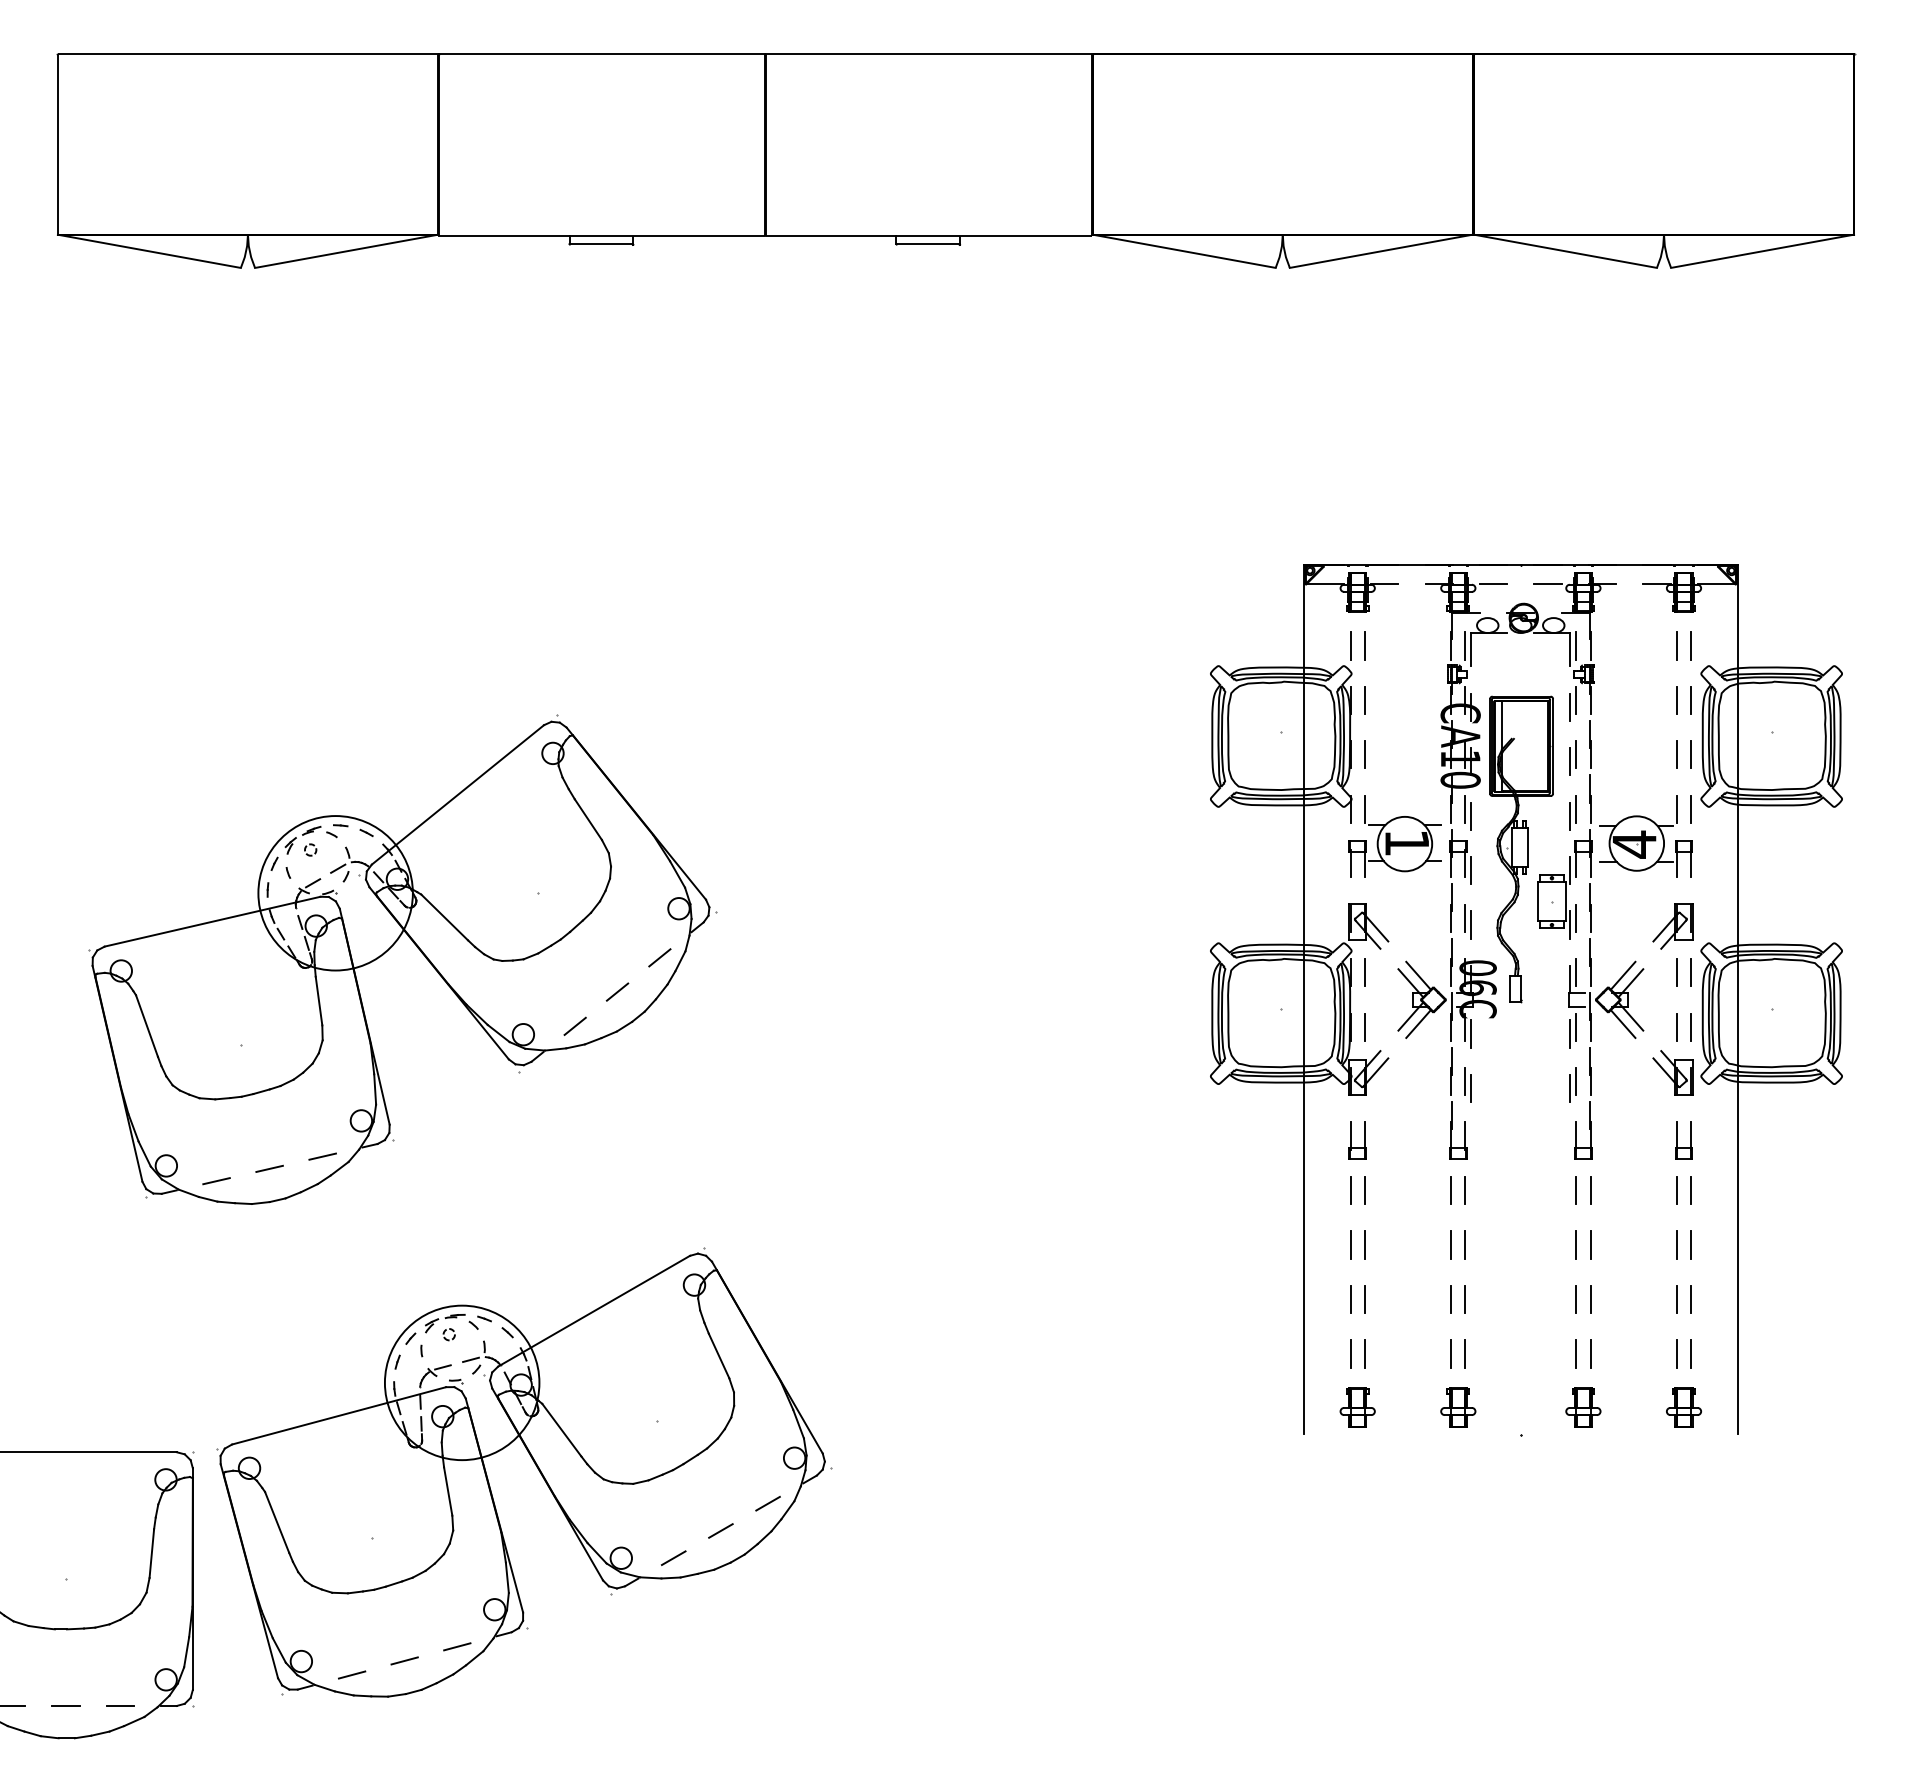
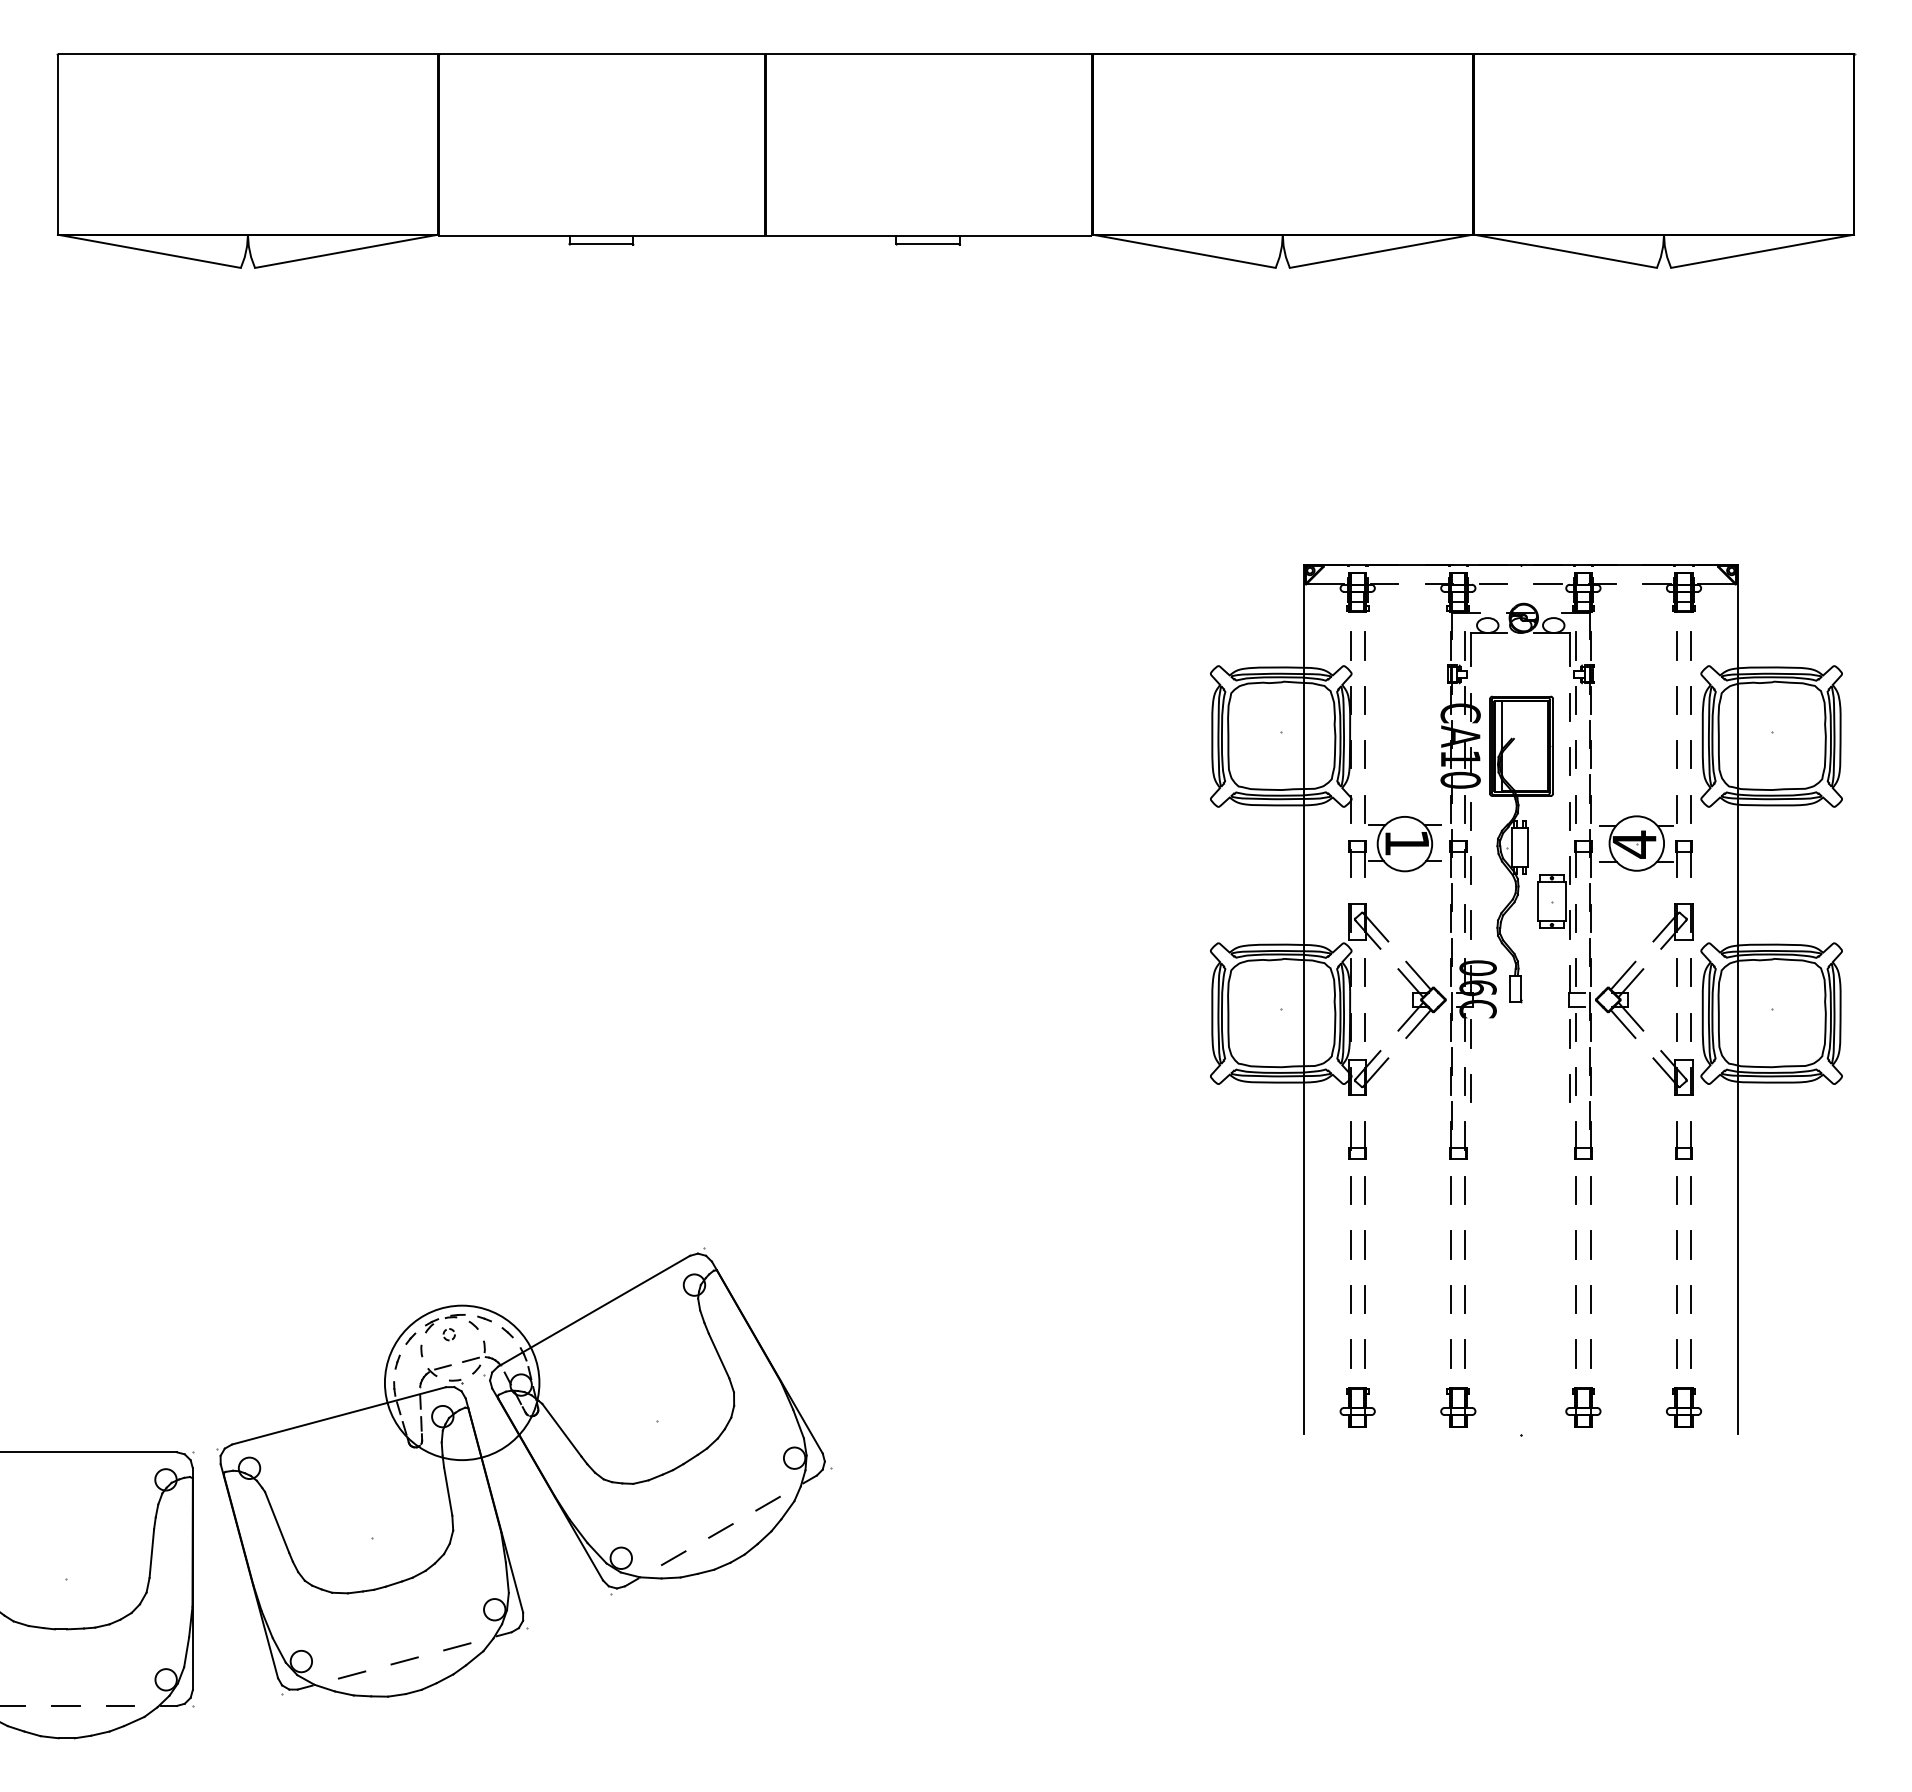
part: present -> none (391, 947)
